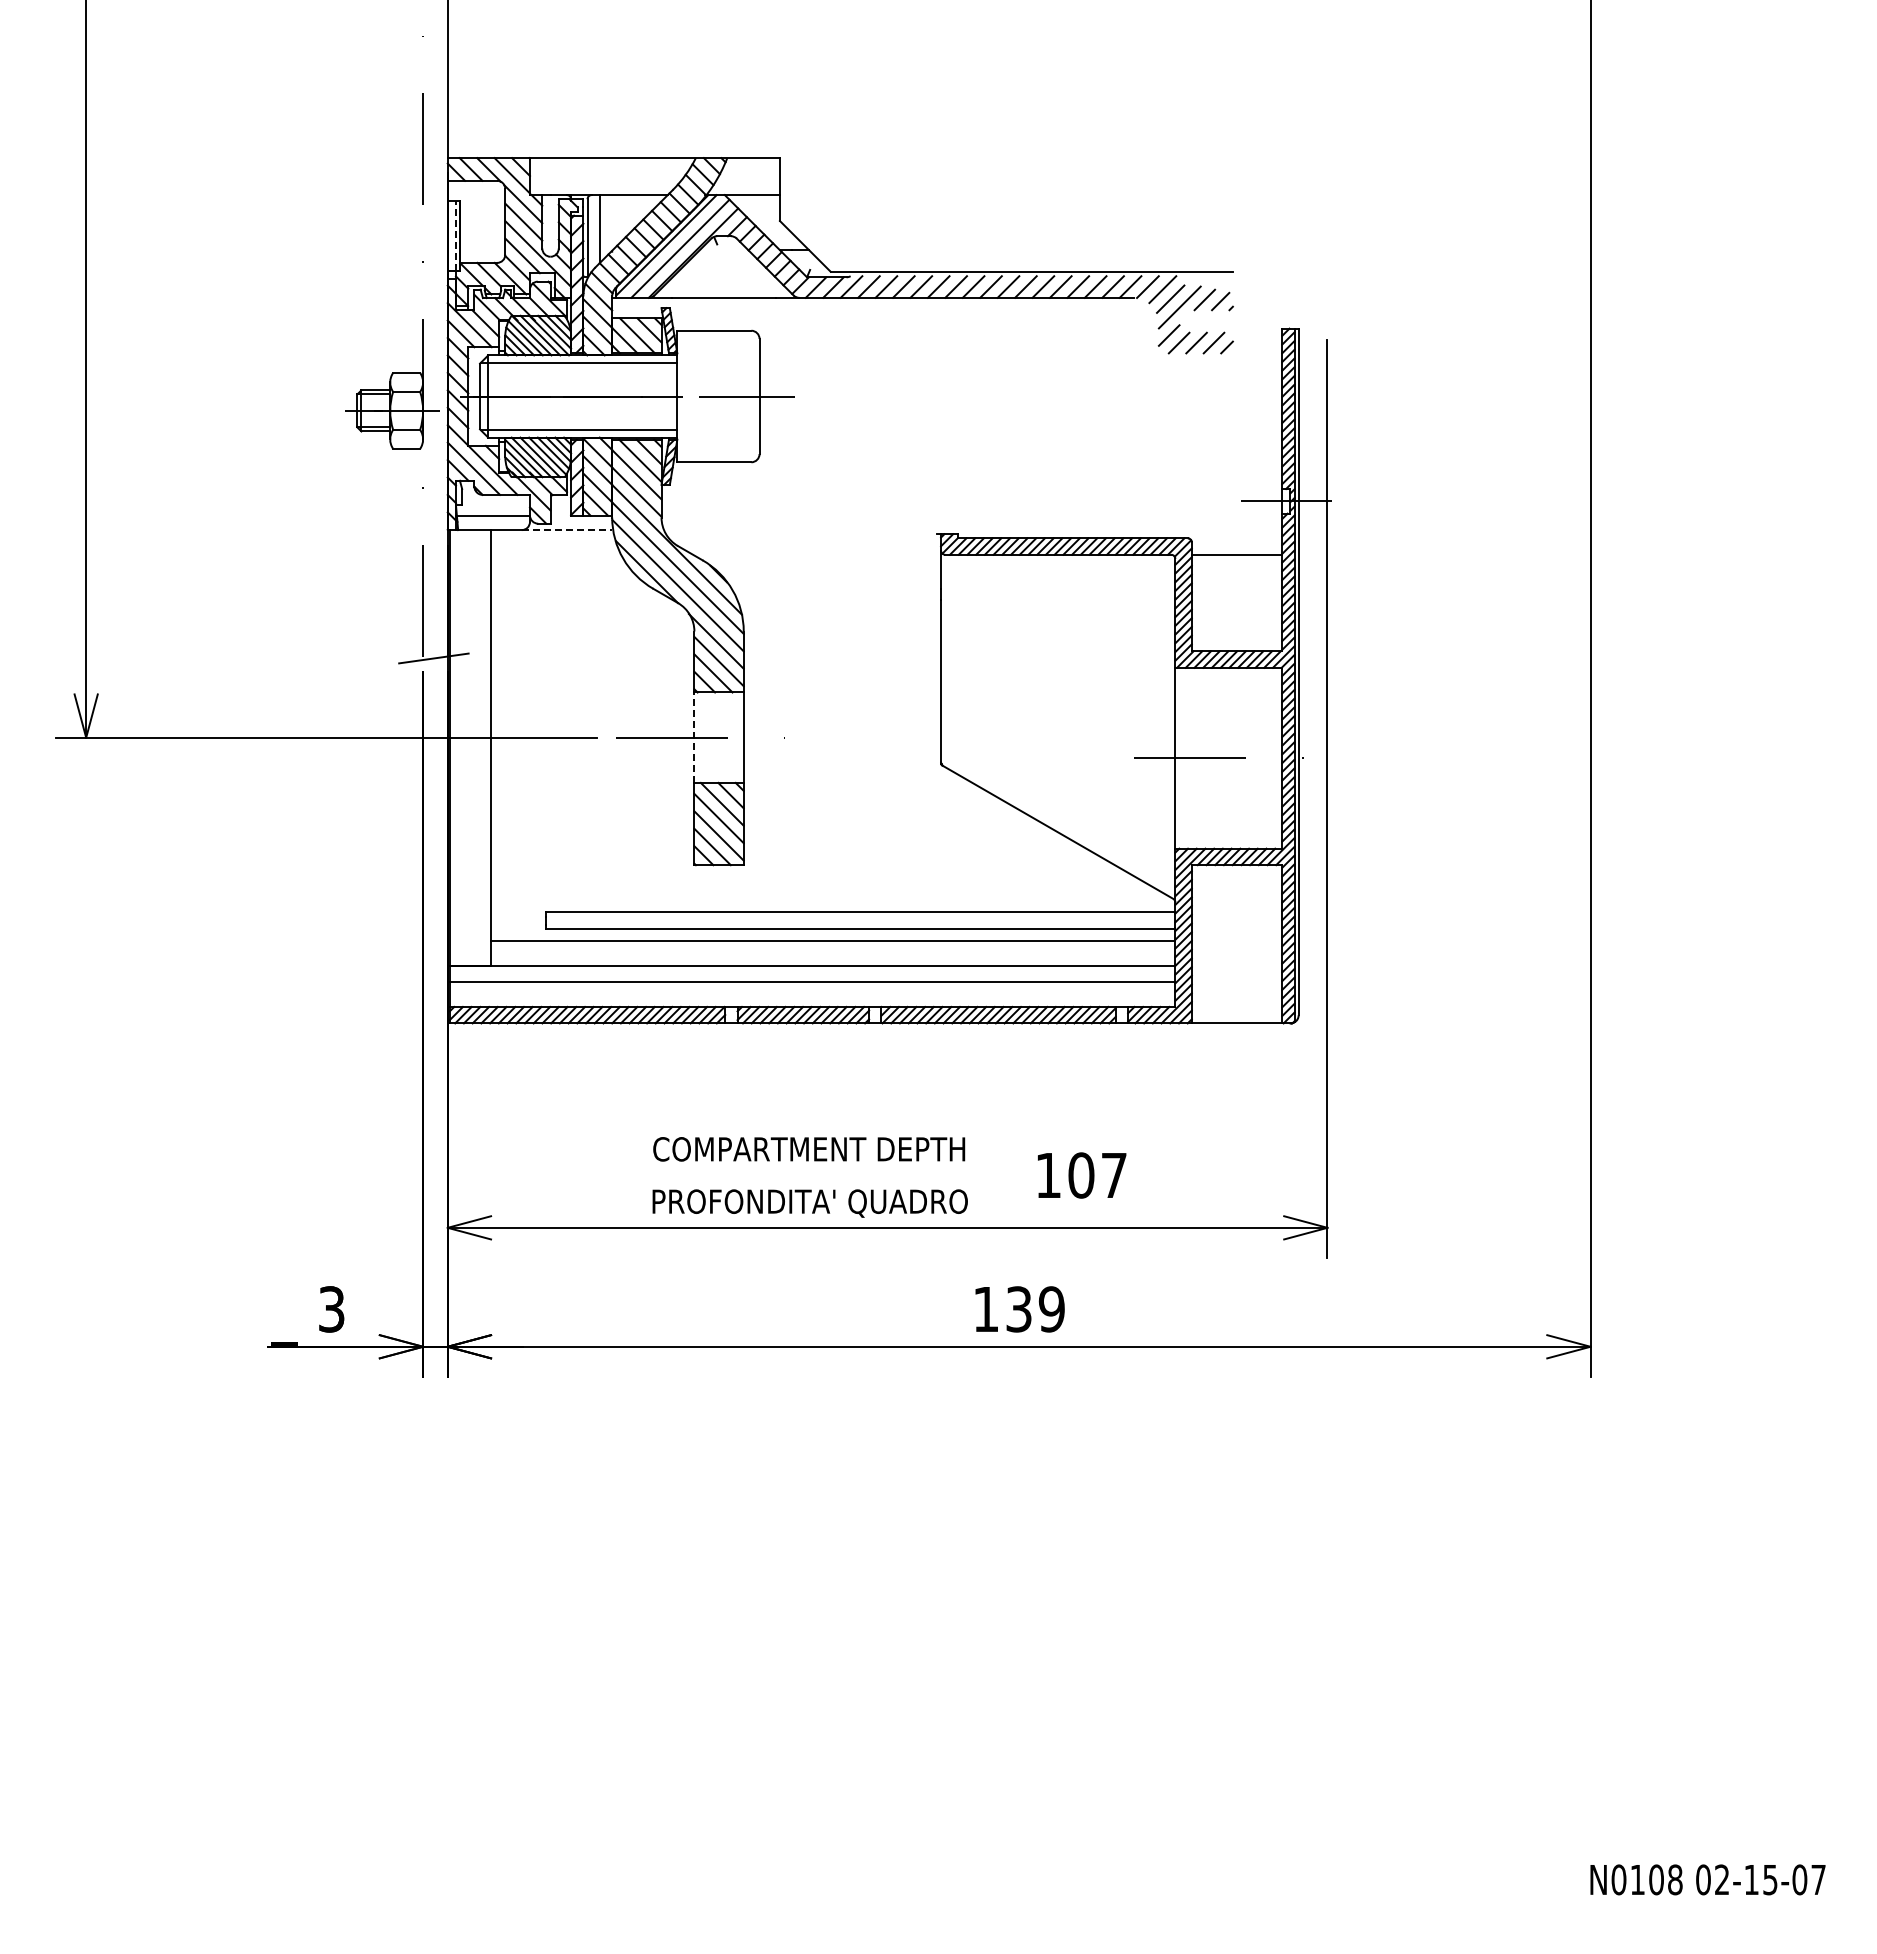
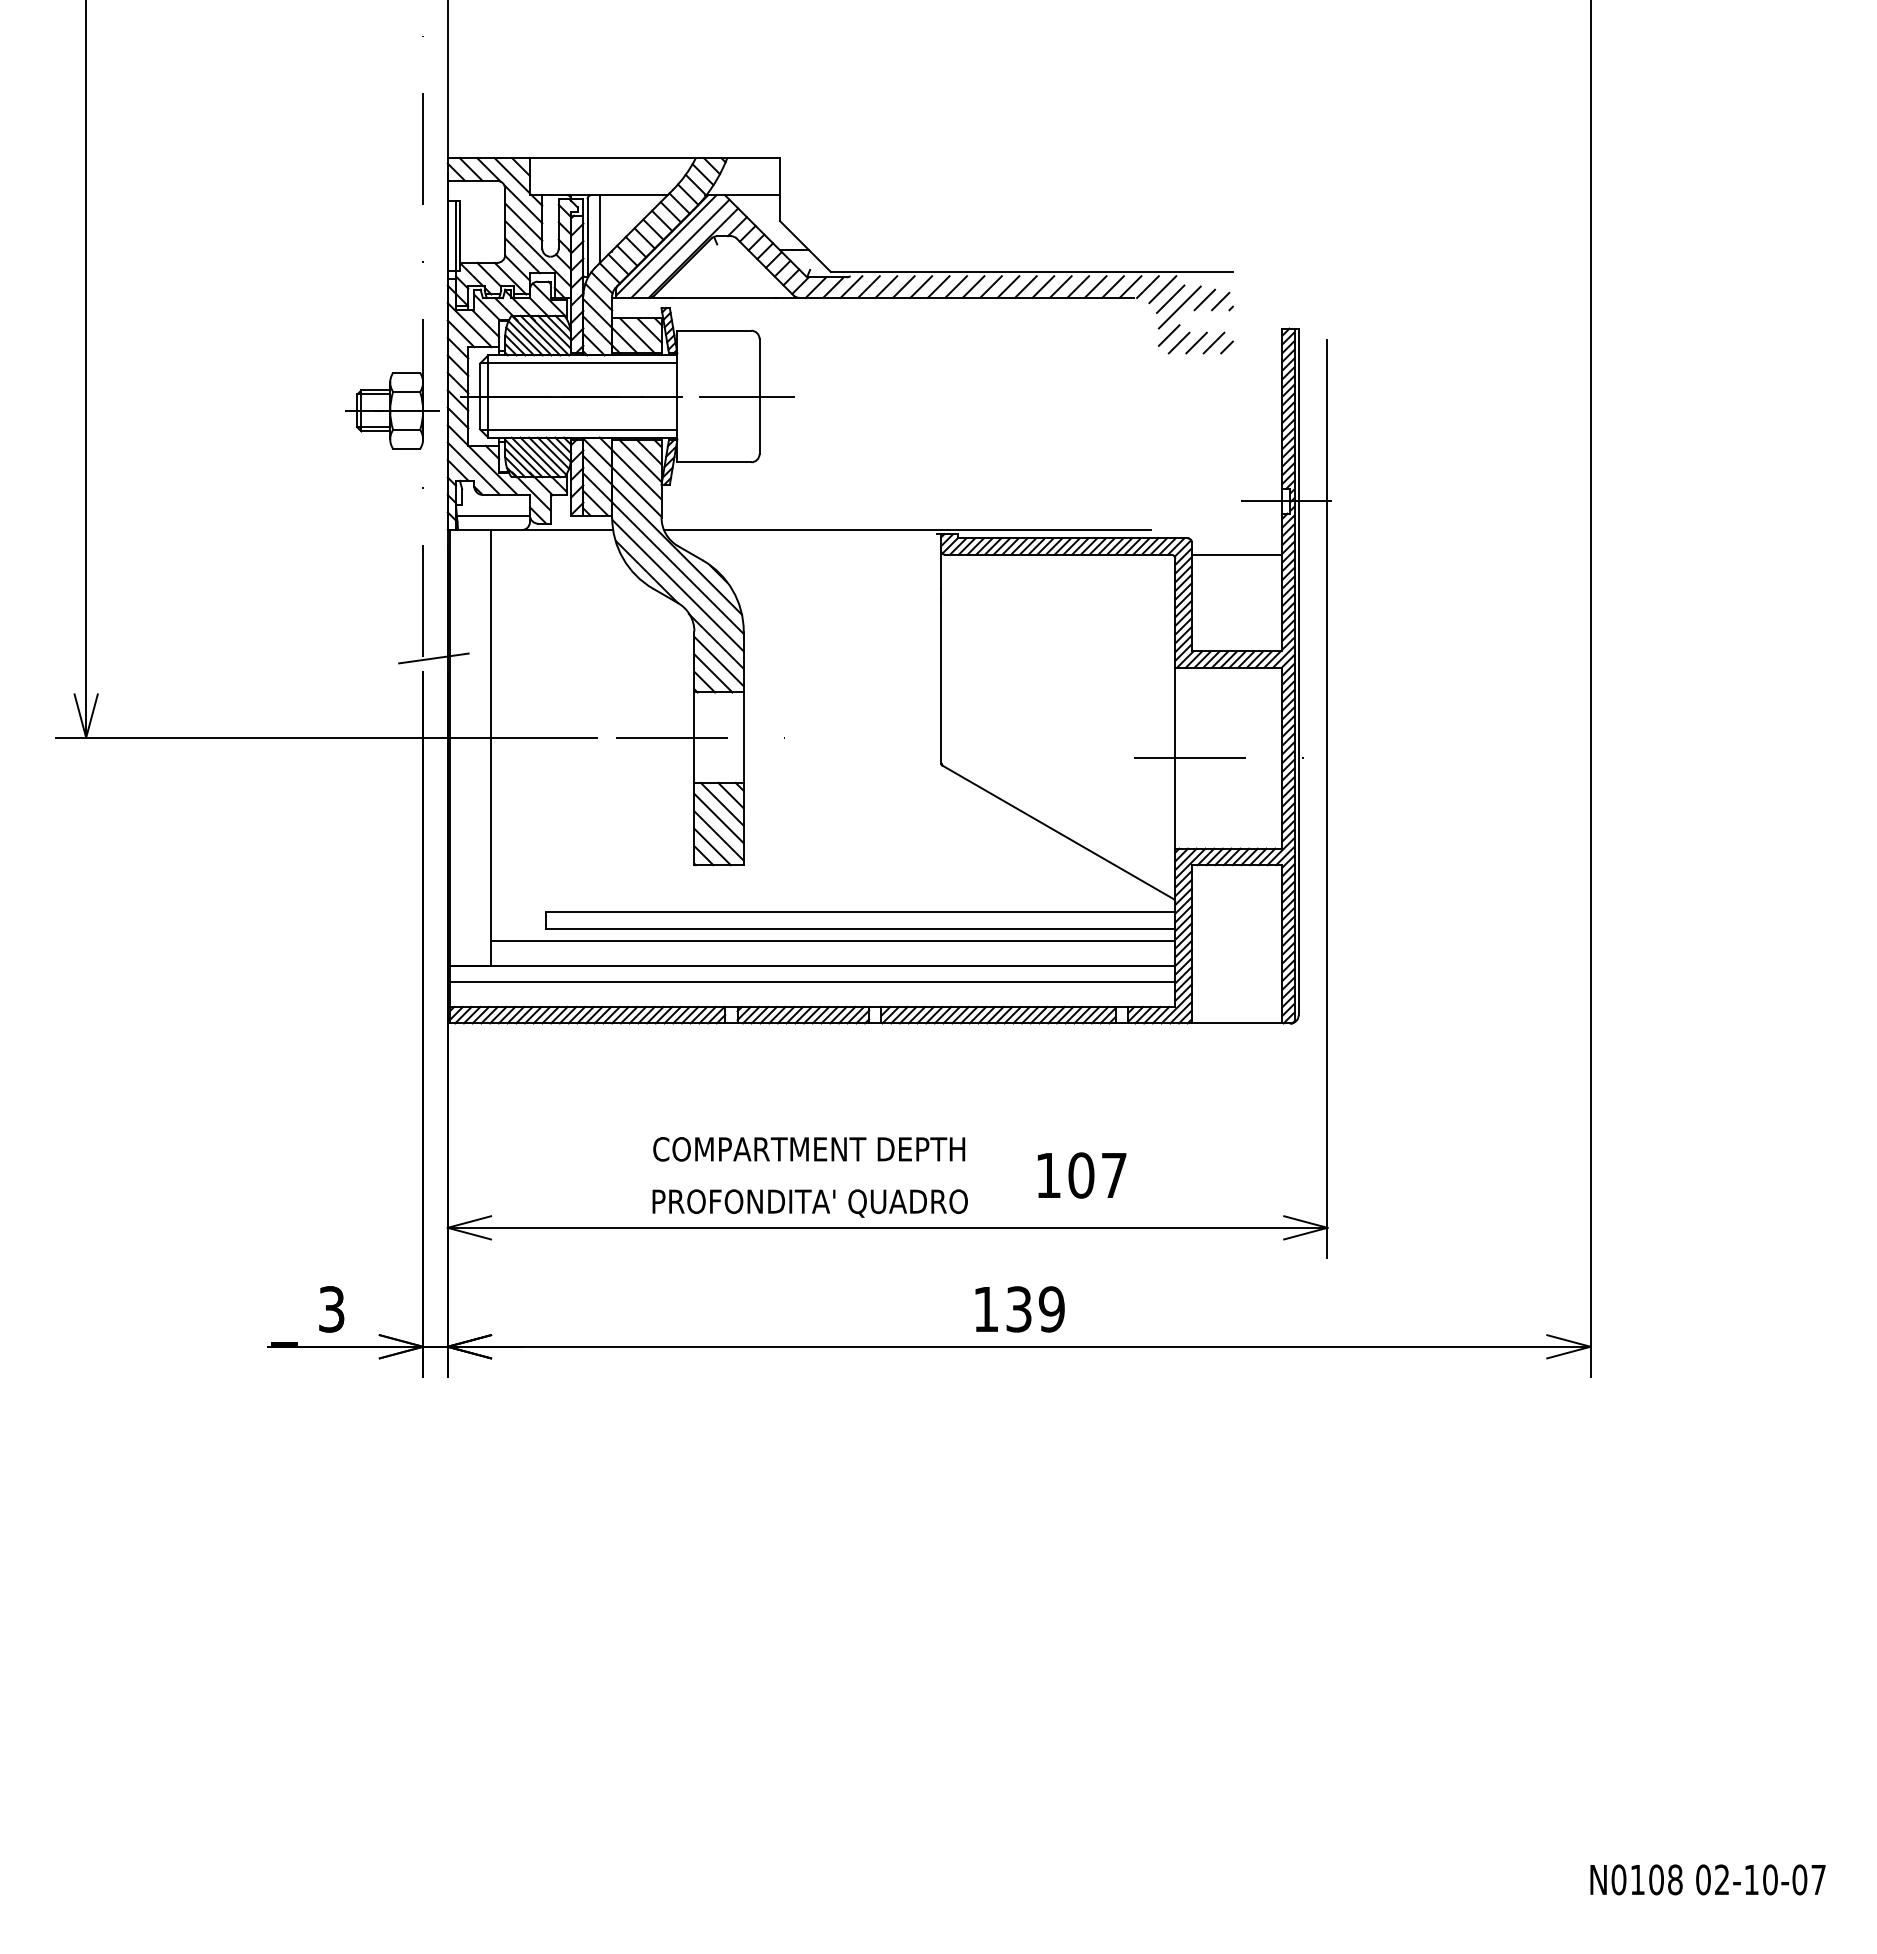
line: dashed -> solid (455, 236)
line: dashed -> solid (567, 530)
line: none -> present (907, 530)
line: dashed -> solid (694, 737)
text: 02-15-07 -> 02-10-07 (1770, 1879)
